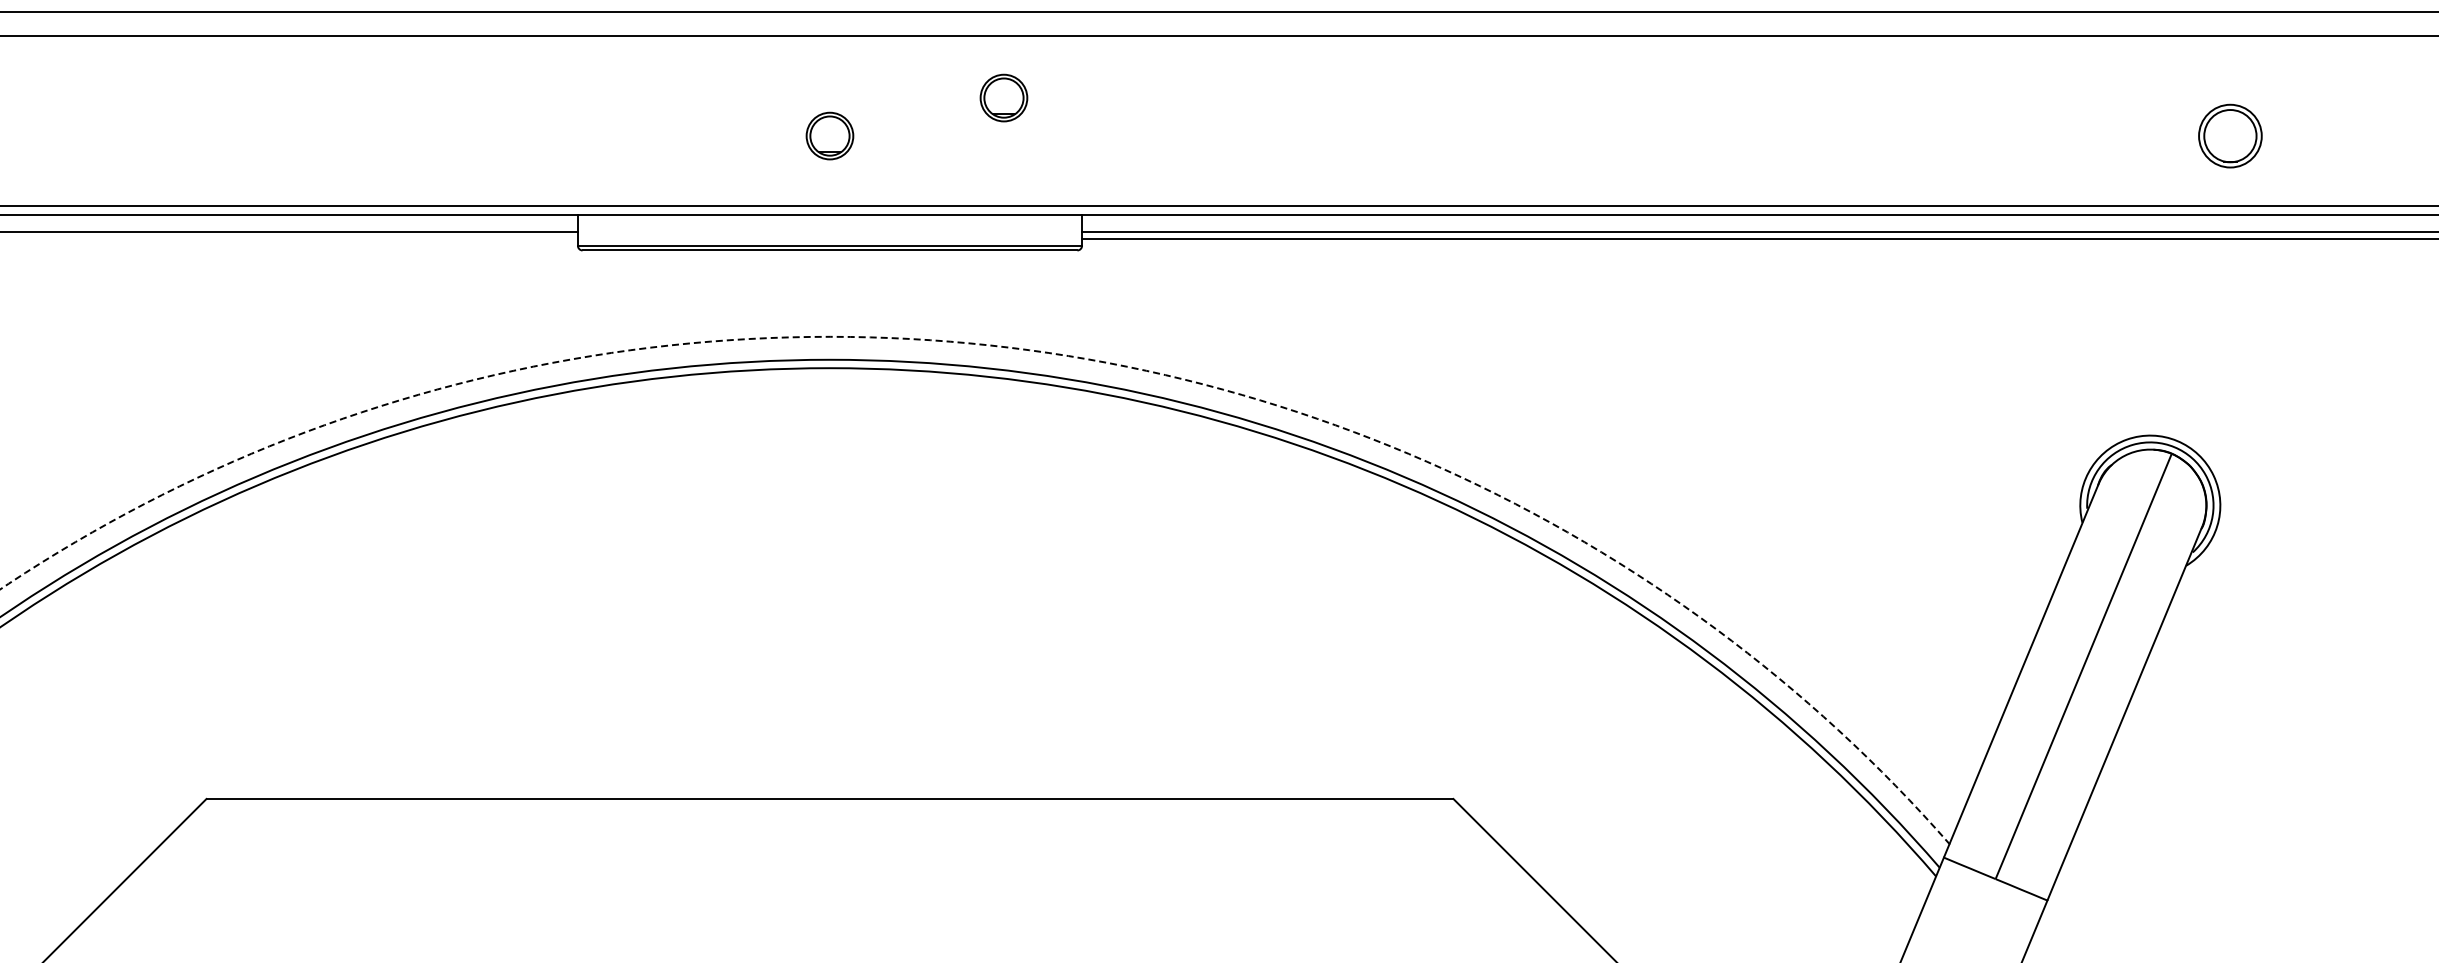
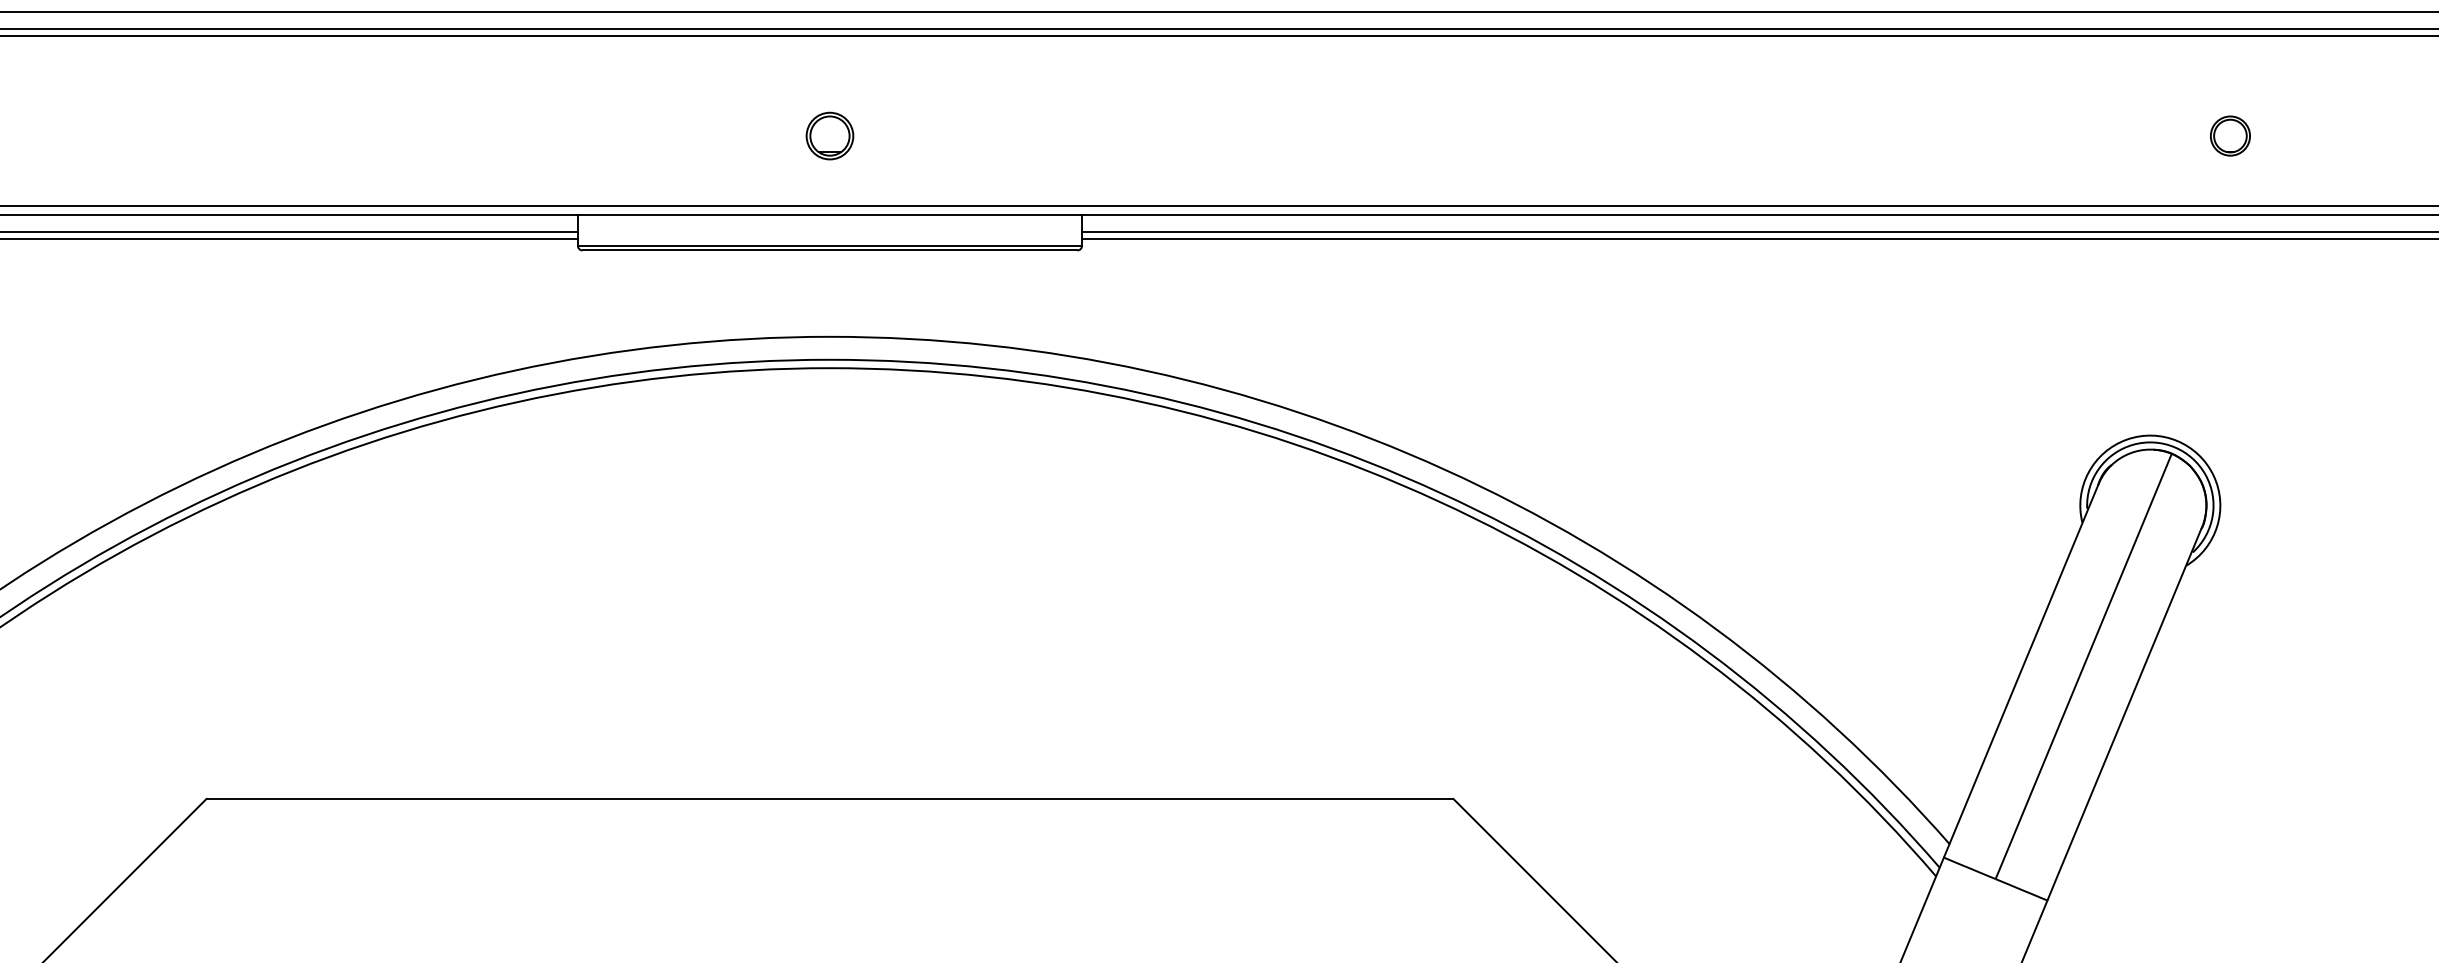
line: none -> present (1218, 28)
part: present -> none (1003, 97)
part size: 65x66 px -> 41x42 px (2230, 135)
line: none -> present (289, 238)
arc: dashed -> solid (1020, 349)
